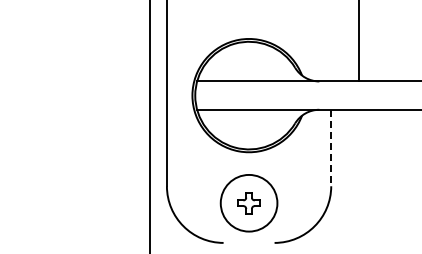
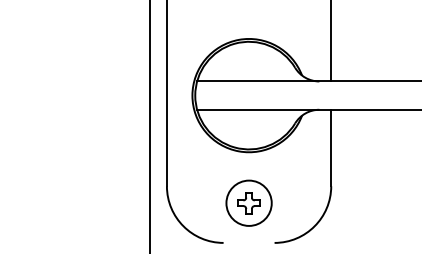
line position: (359, 41) -> (331, 41) (331, 41)
line: dashed -> solid (331, 148)
circle diameter: 57 px -> 45 px (248, 202)
